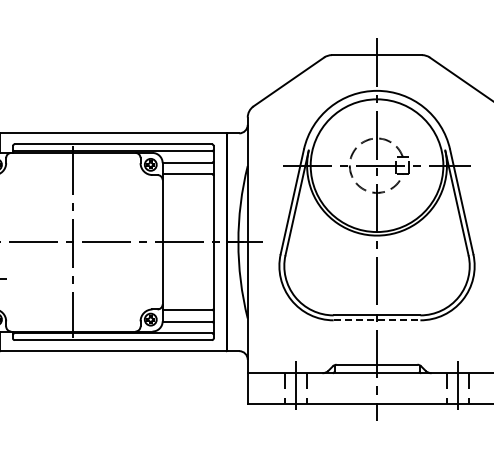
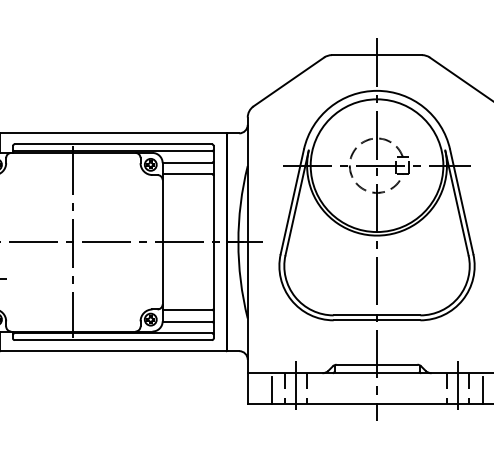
line: dashed -> solid (377, 320)
line: none -> present (271, 389)
line: none -> present (482, 389)
